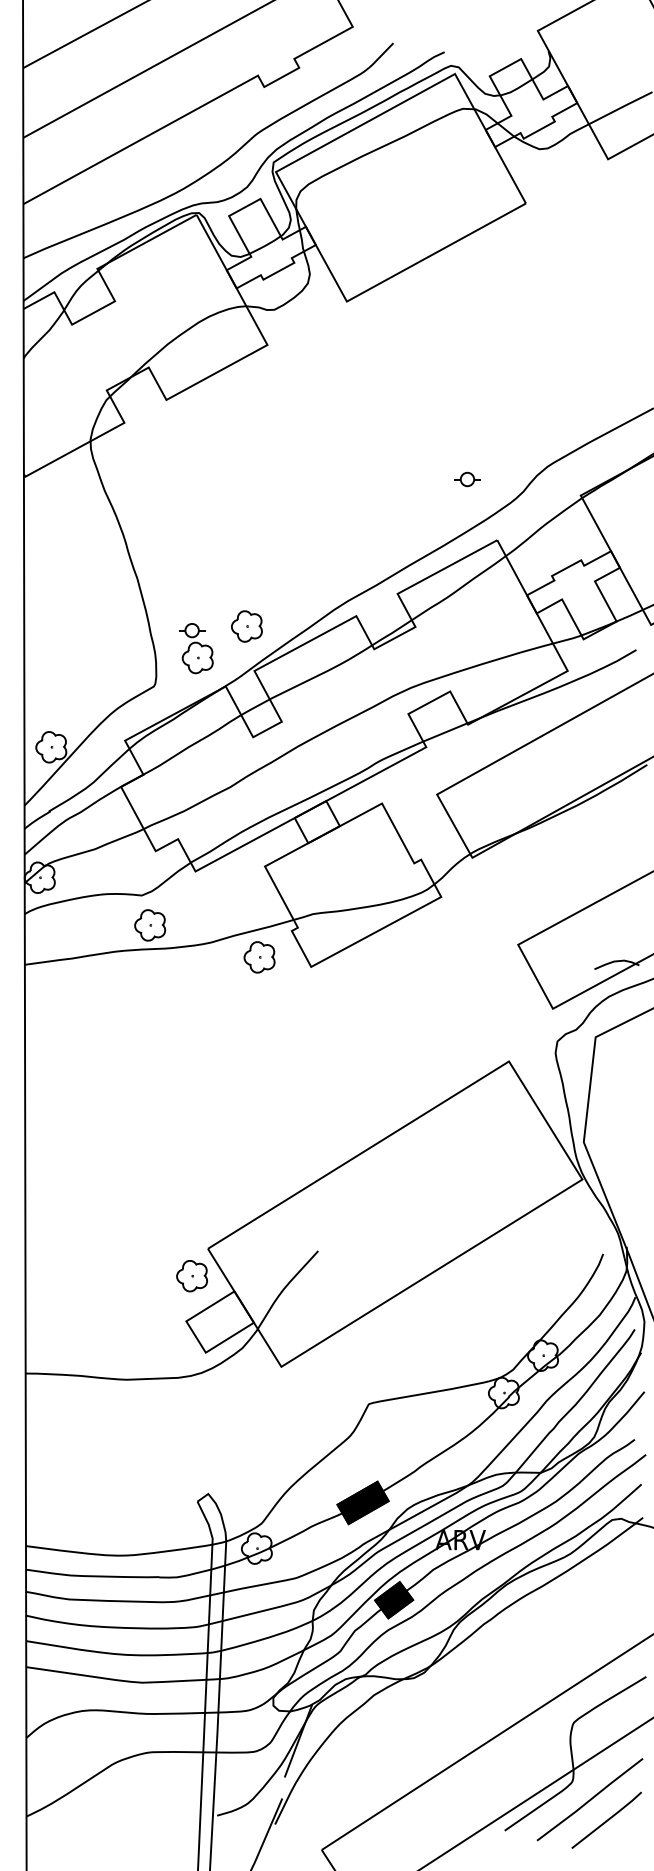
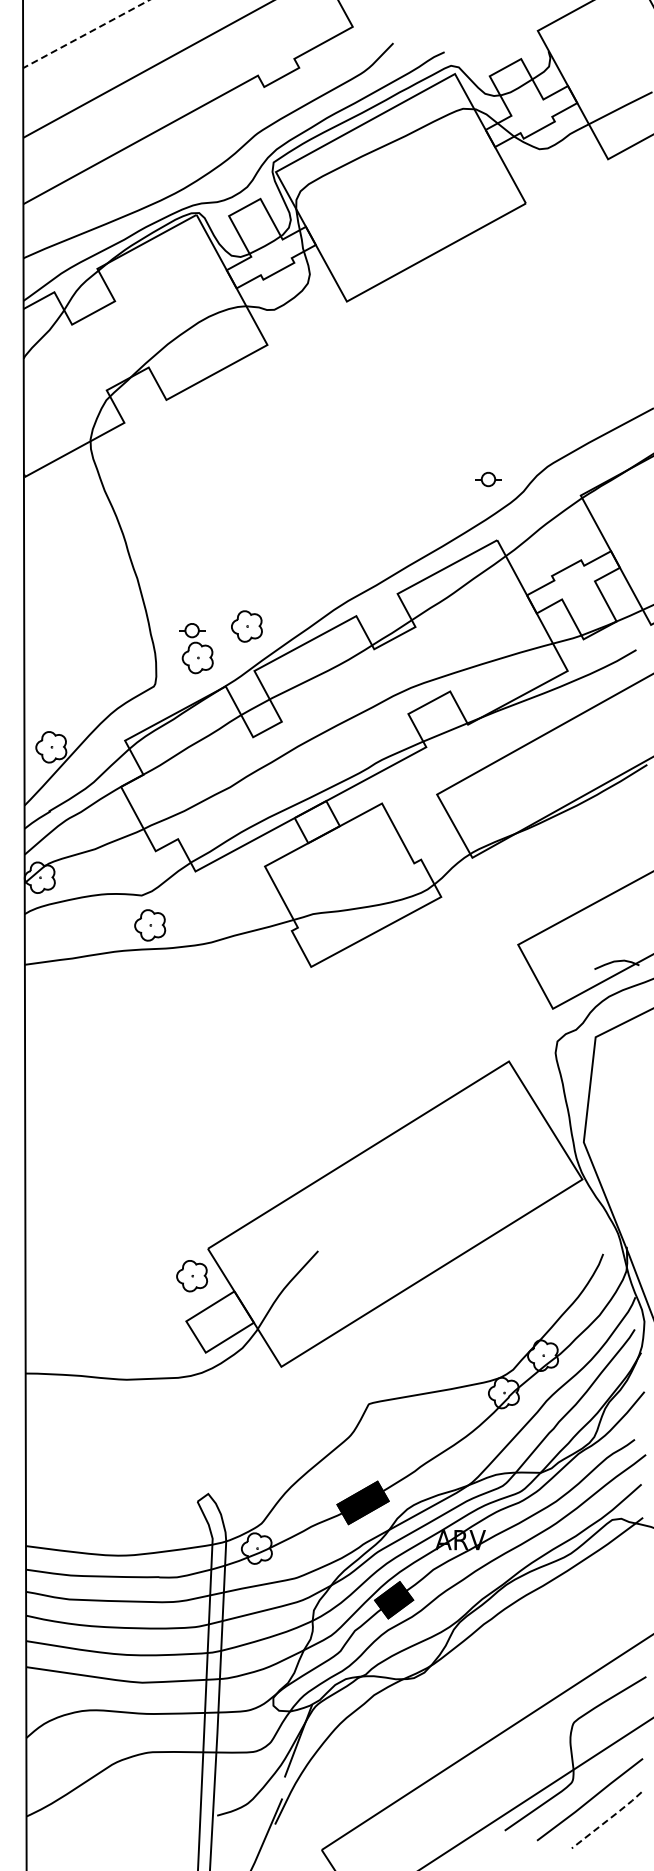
line: solid -> dashed (86, 34)
part position: (467, 479) -> (488, 479) (488, 479)
part: present -> none (259, 957)
line: solid -> dashed (607, 1820)
